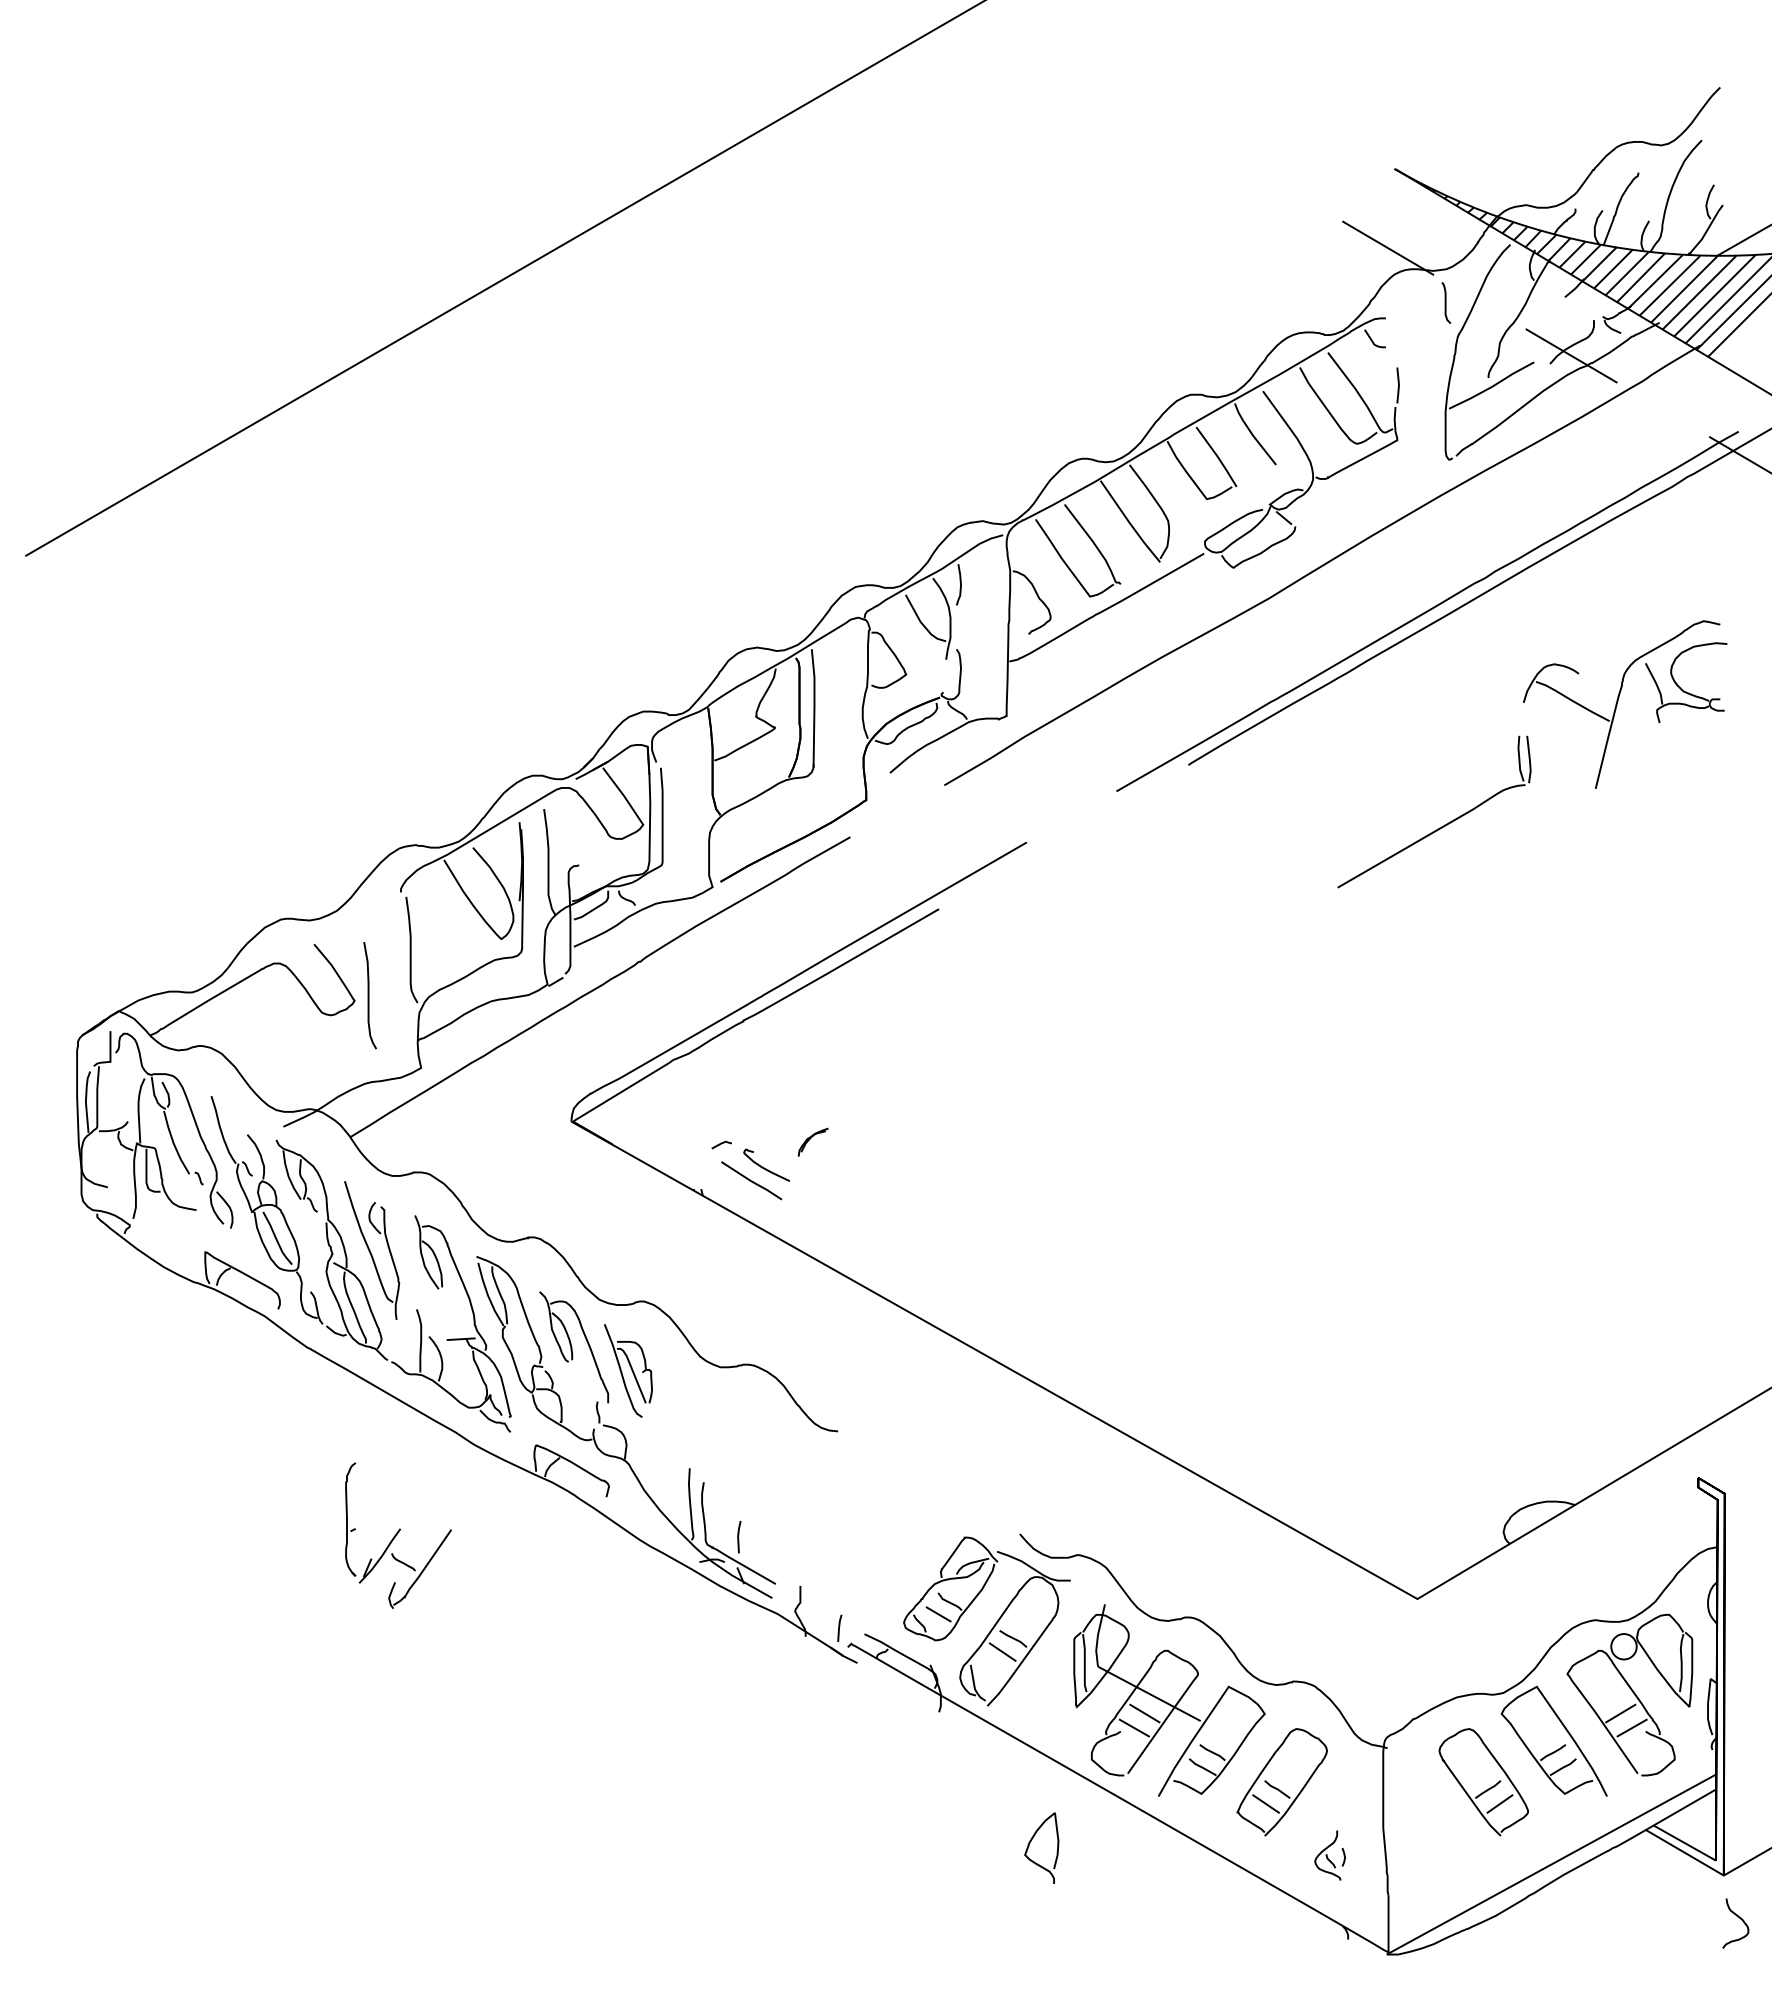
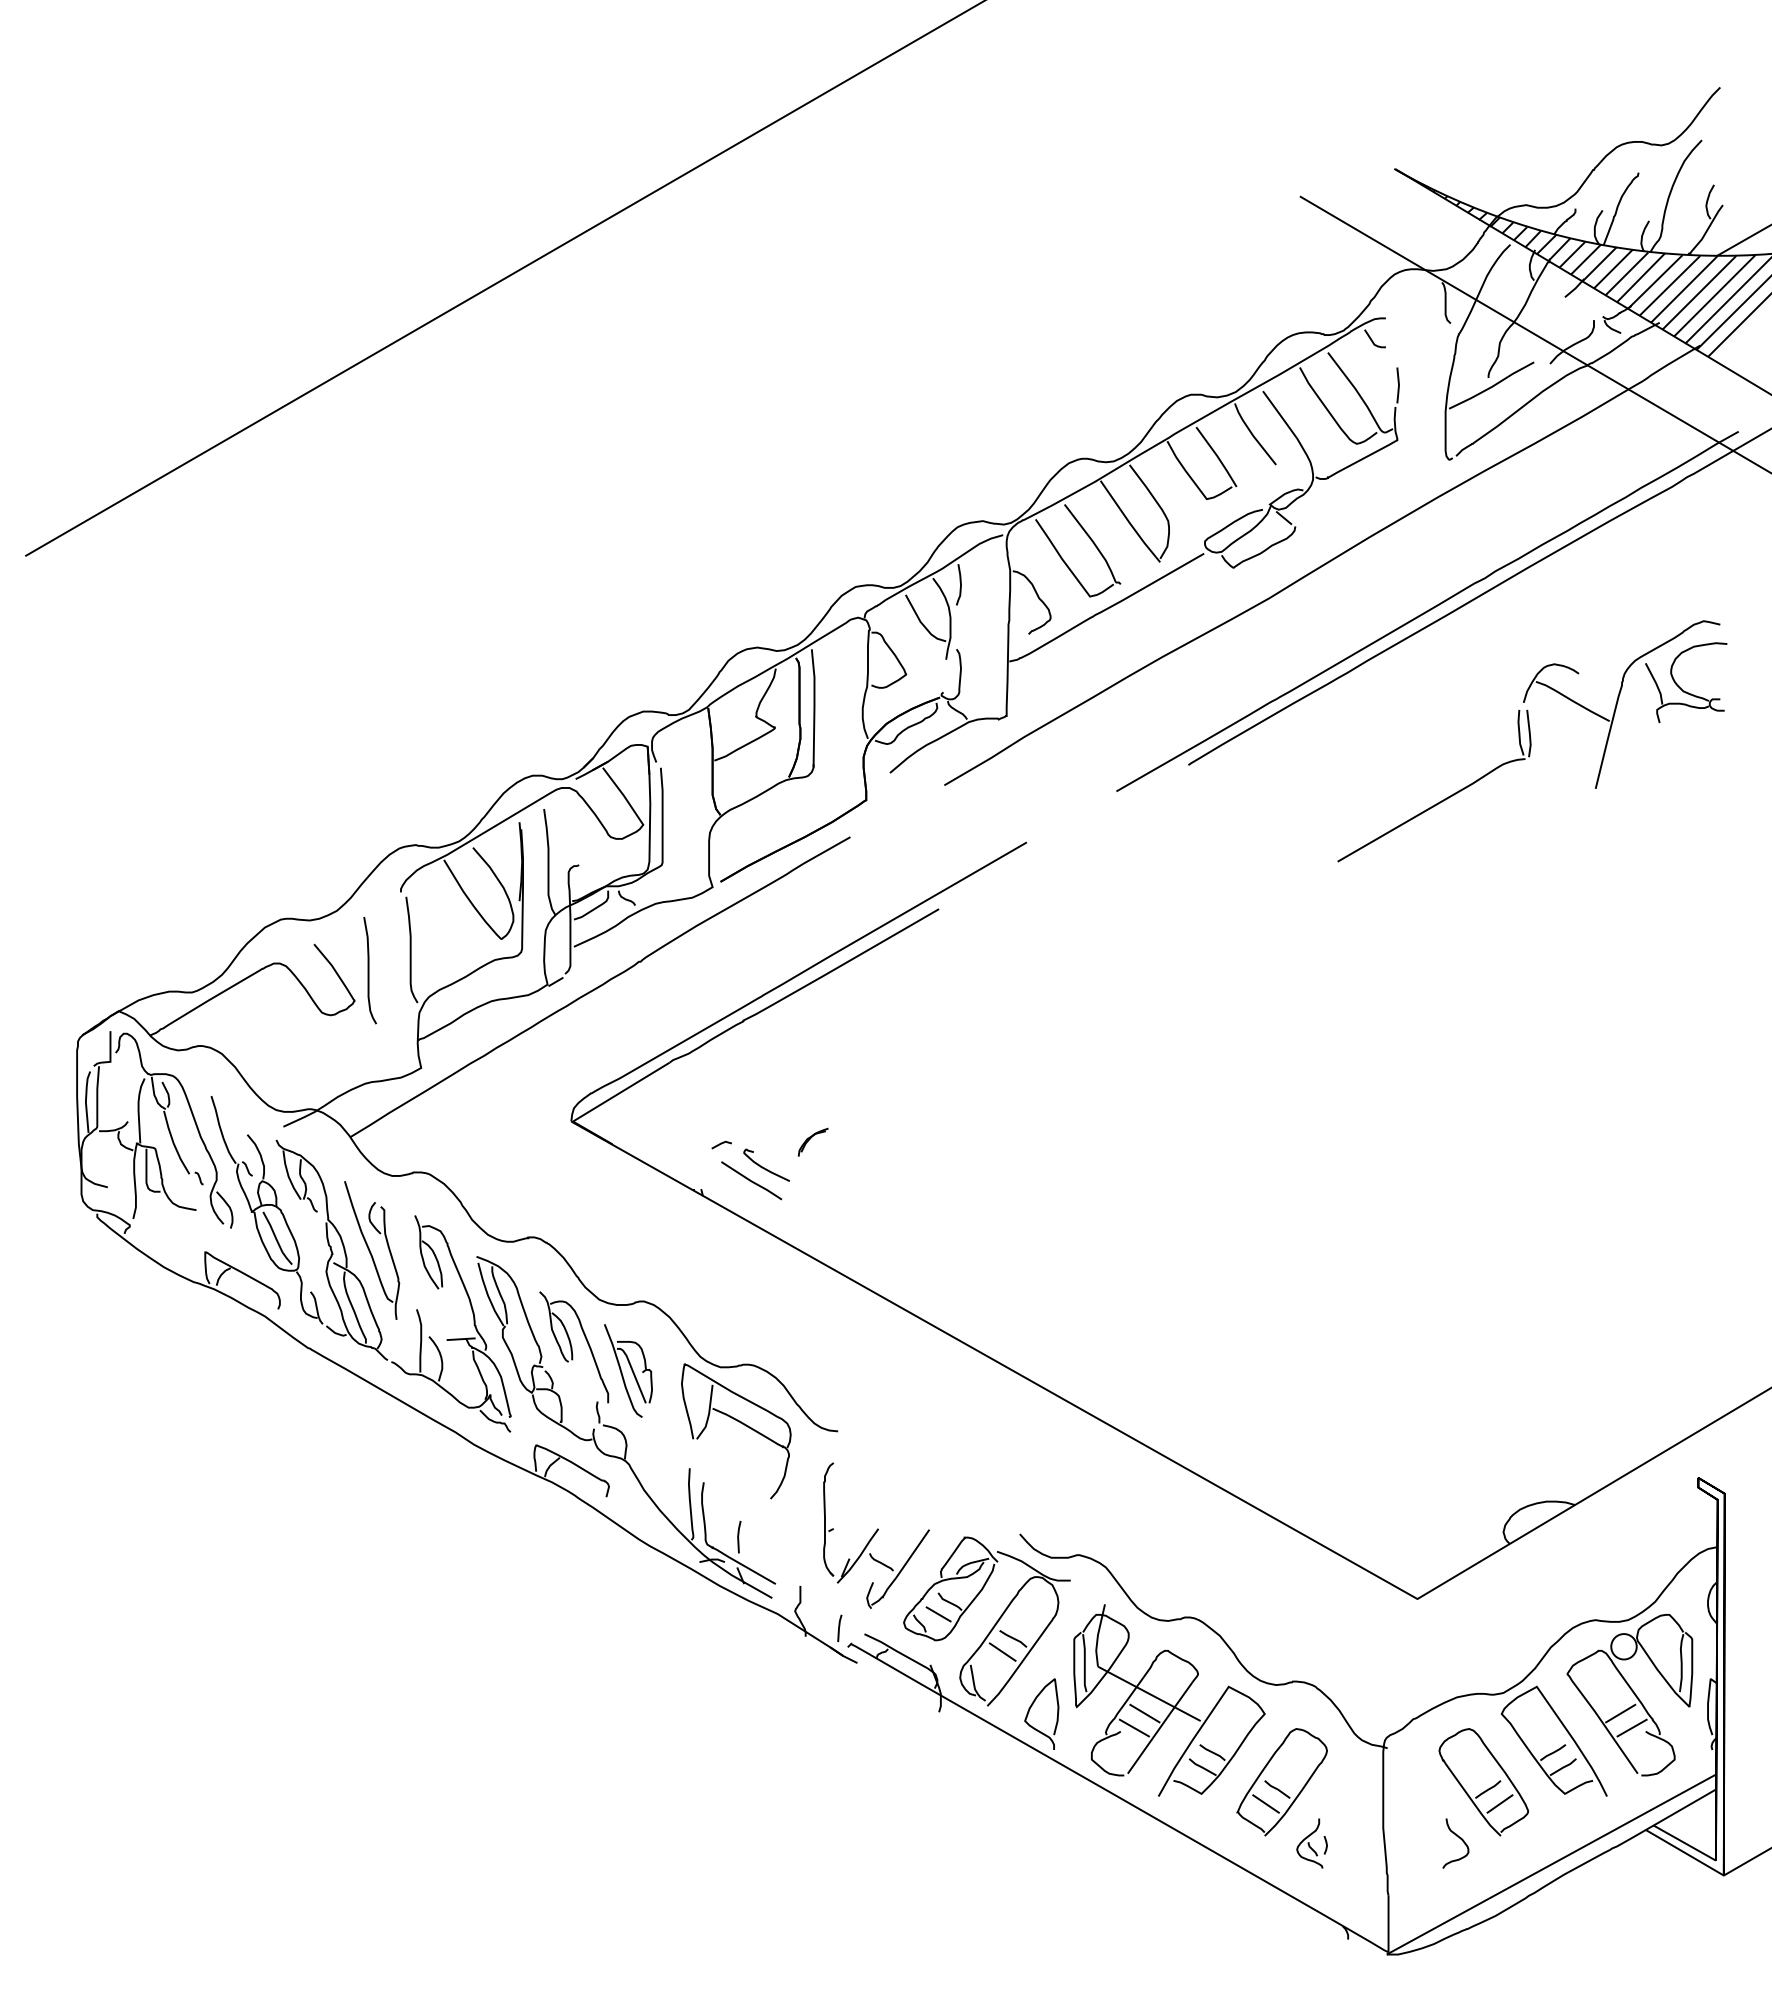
line: dashed -> solid (1535, 334)
part position: (1444, 824) -> (1444, 798) (1444, 798)
curve position: (369, 995) -> (369, 970) (369, 970)
part: none -> present (740, 1423)
part position: (398, 1535) -> (876, 1535) (876, 1535)
curve position: (1031, 1841) -> (1031, 1707) (1031, 1707)
part position: (1329, 1855) -> (1311, 1843) (1311, 1843)
curve position: (1737, 1917) -> (1457, 1837) (1457, 1837)
